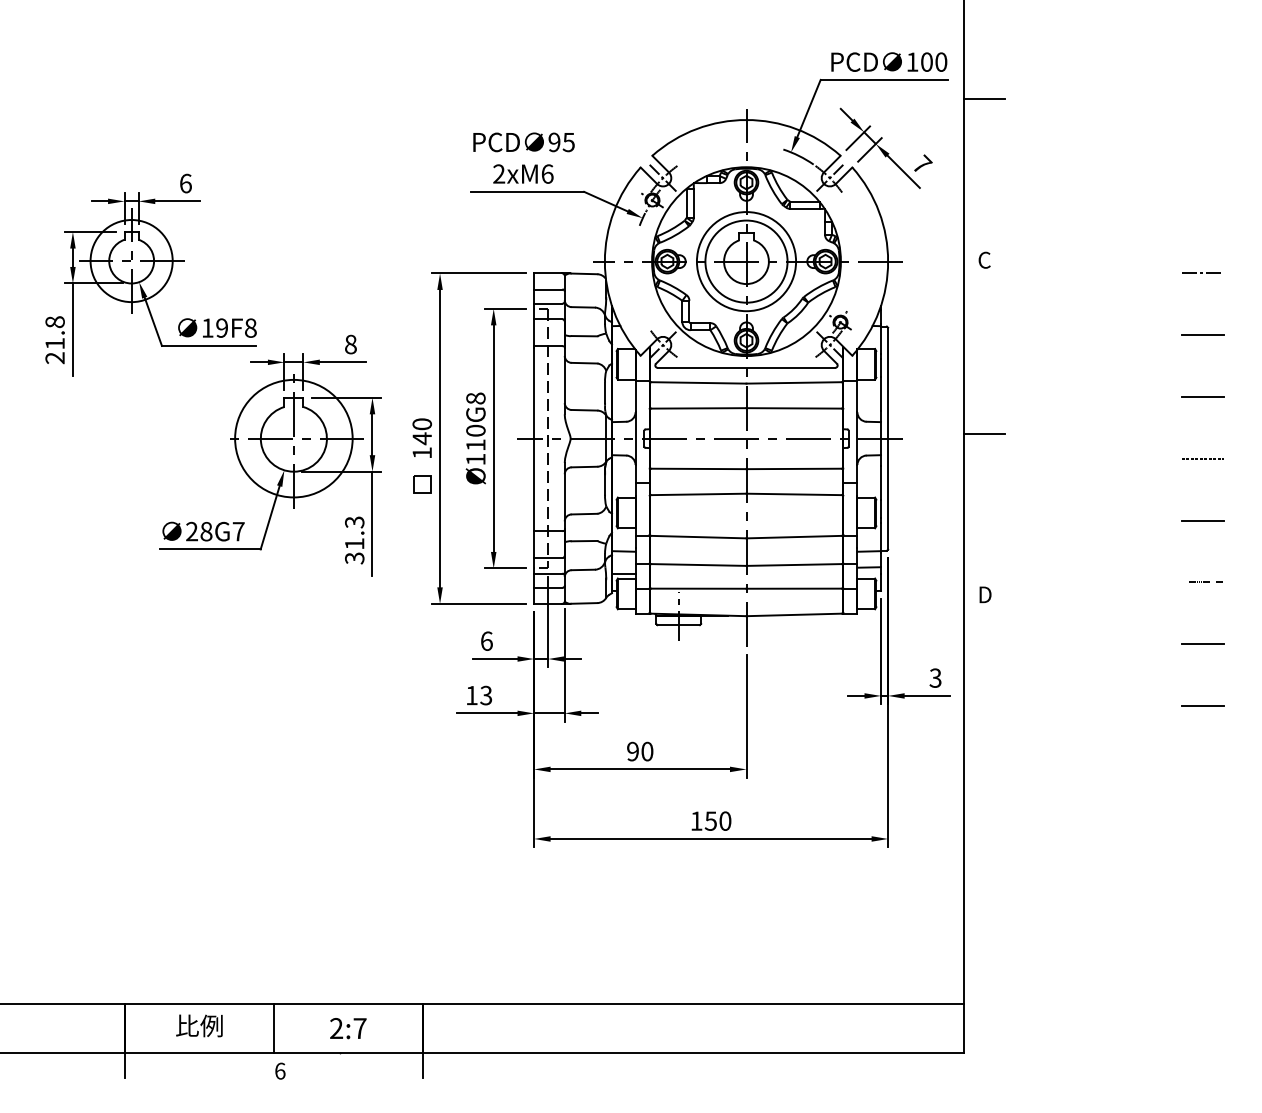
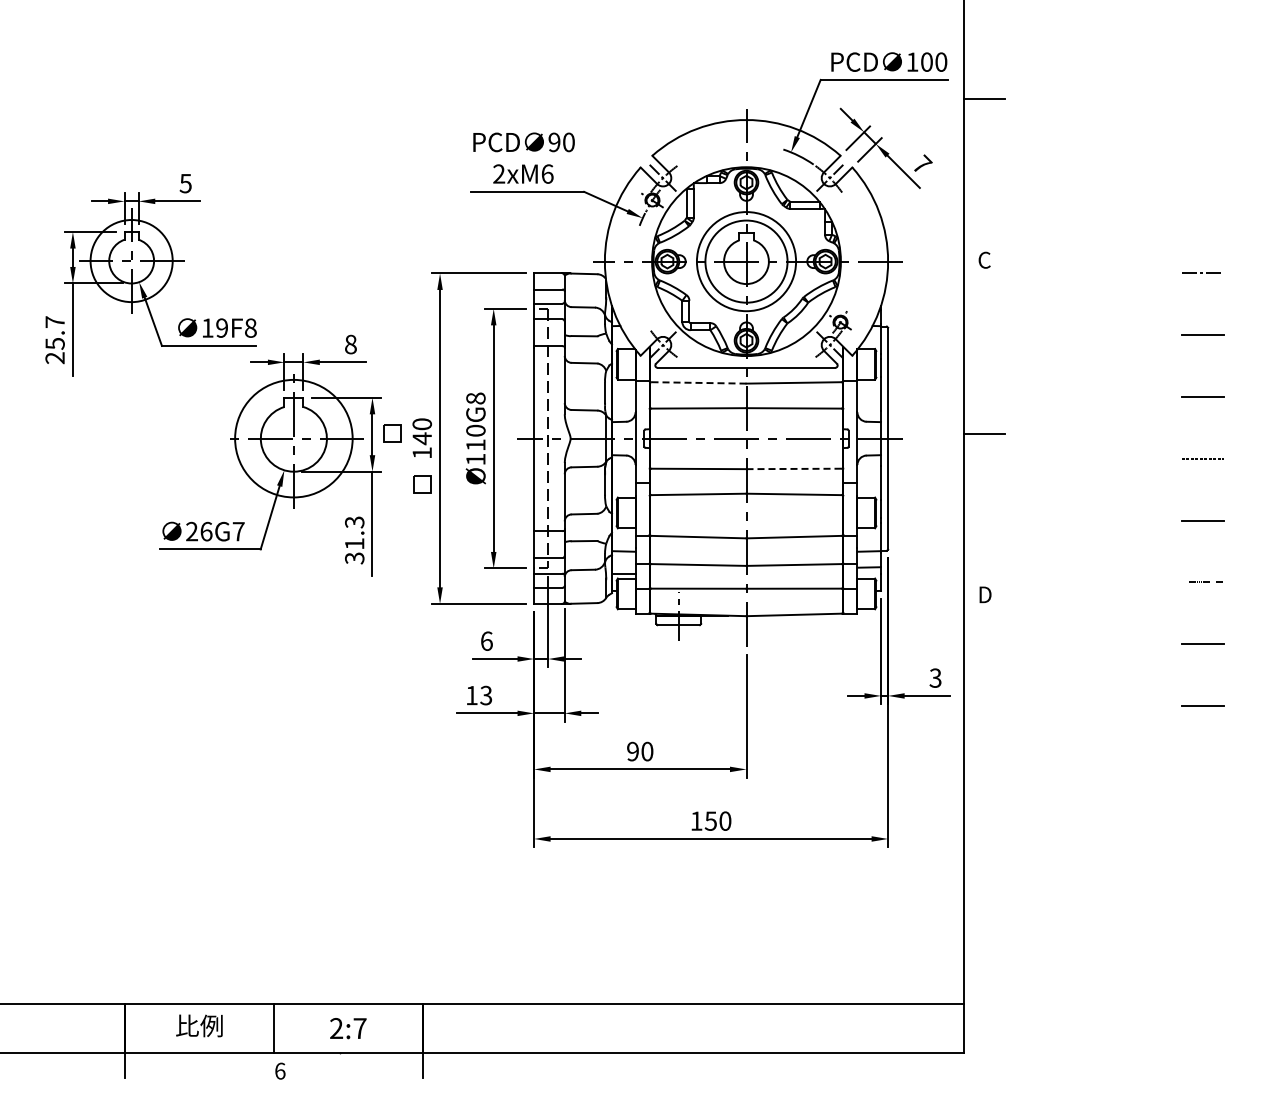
text: 95 -> 90 (568, 142)
text: 6 -> 5 (185, 183)
text: 21.8 -> 25.7 (54, 332)
line: solid -> dashed (698, 382)
part: none -> present (392, 433)
line: solid -> dashed (794, 468)
text: 28G7 -> 26G7 (206, 531)
